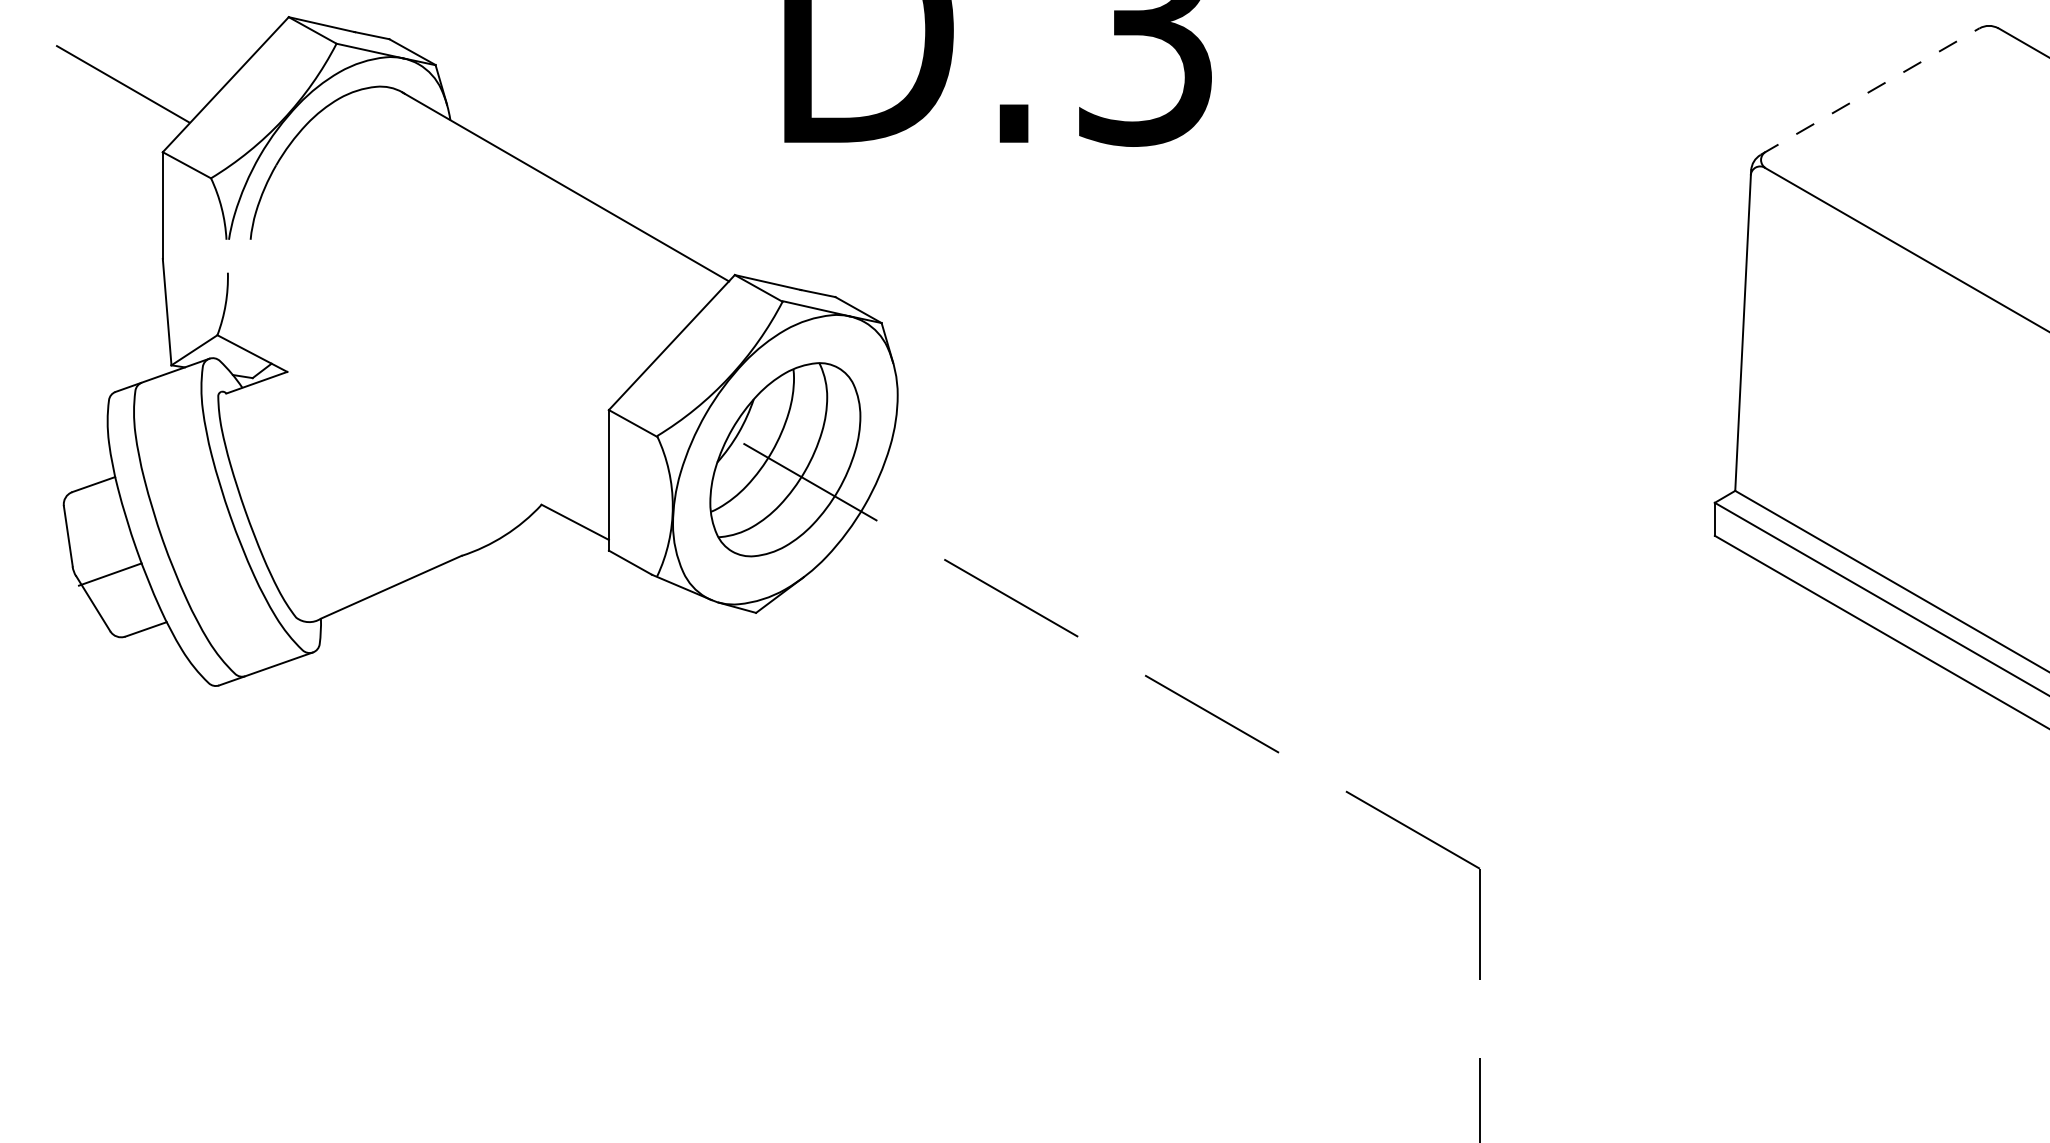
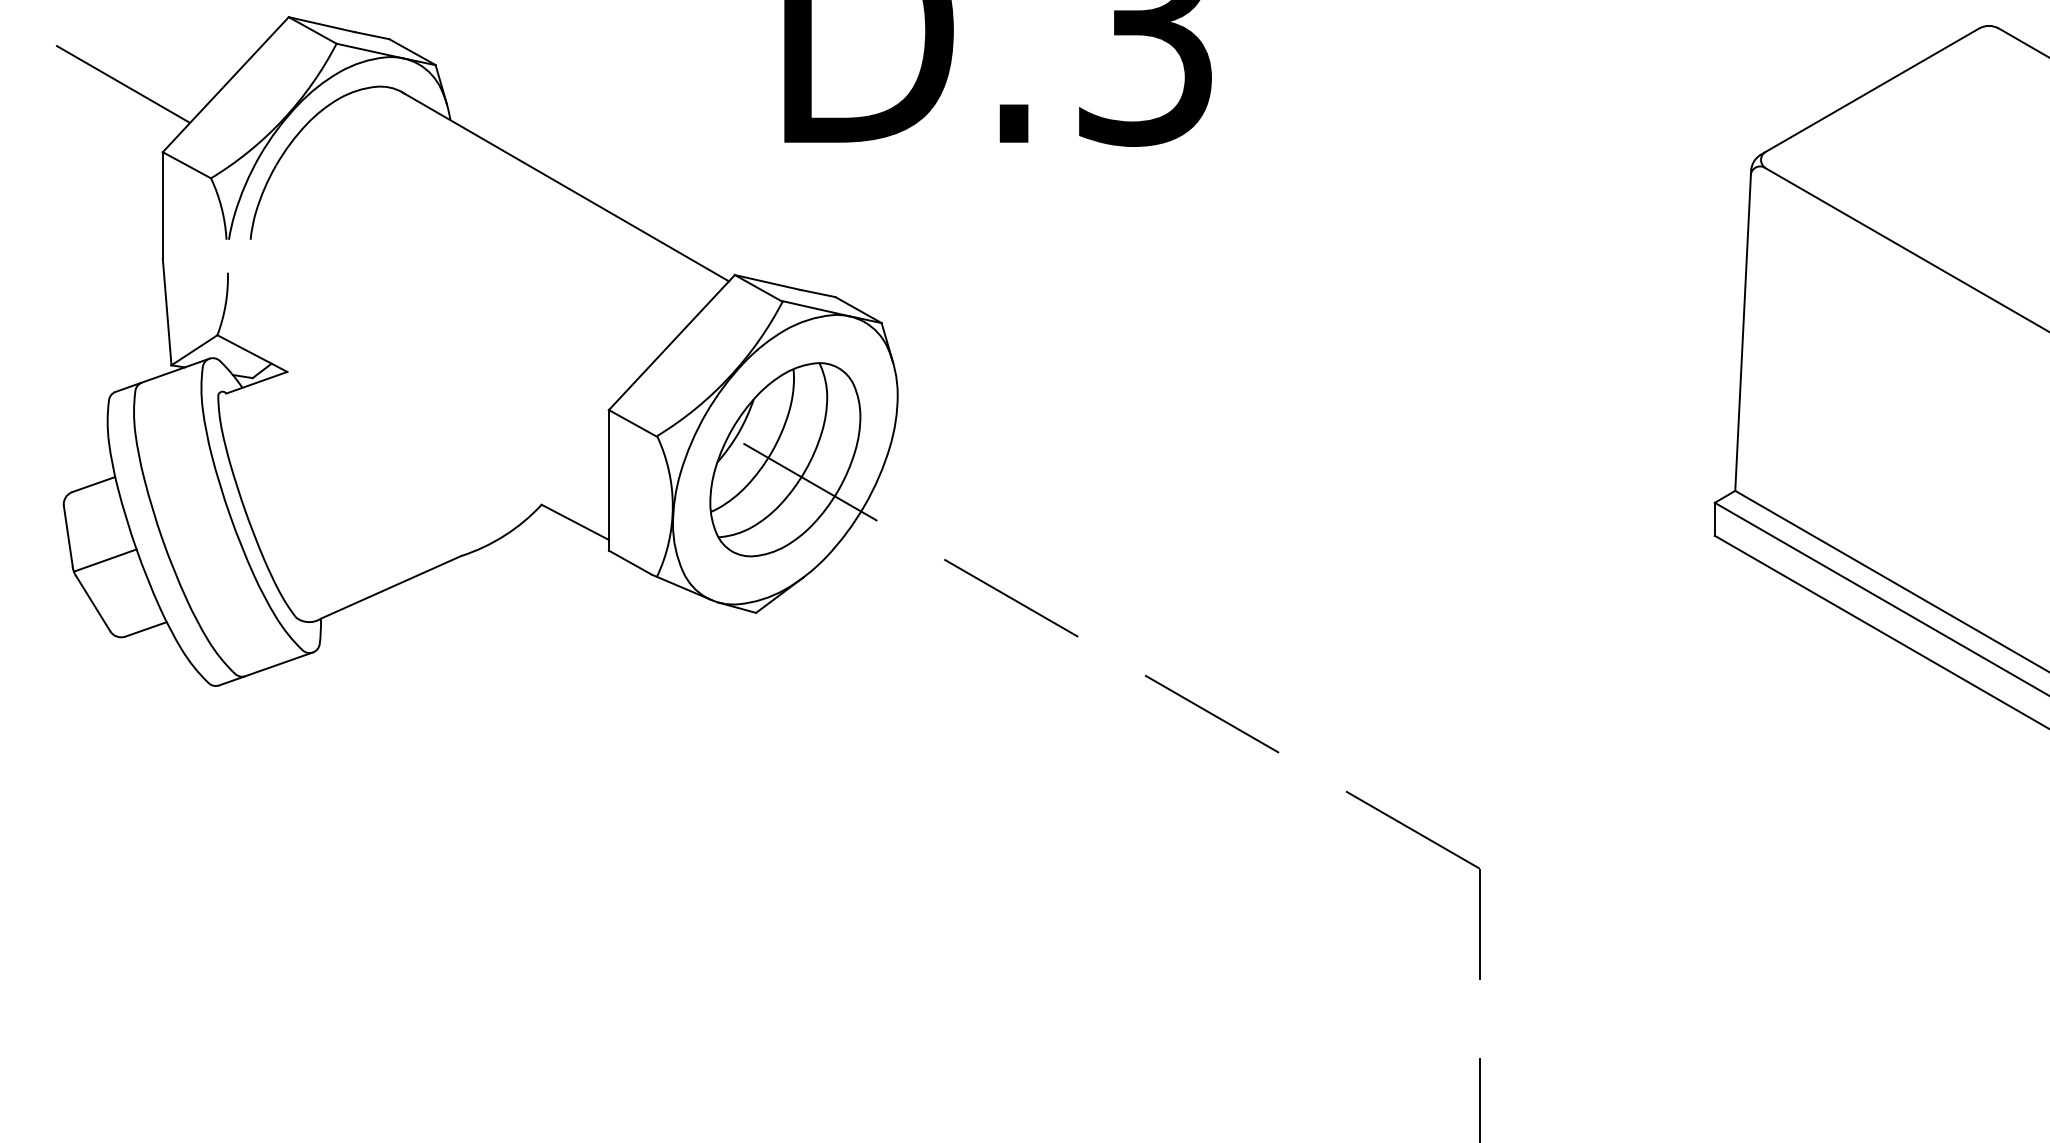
line: dashed -> solid (1870, 91)
line position: (109, 574) -> (104, 560) (104, 560)
